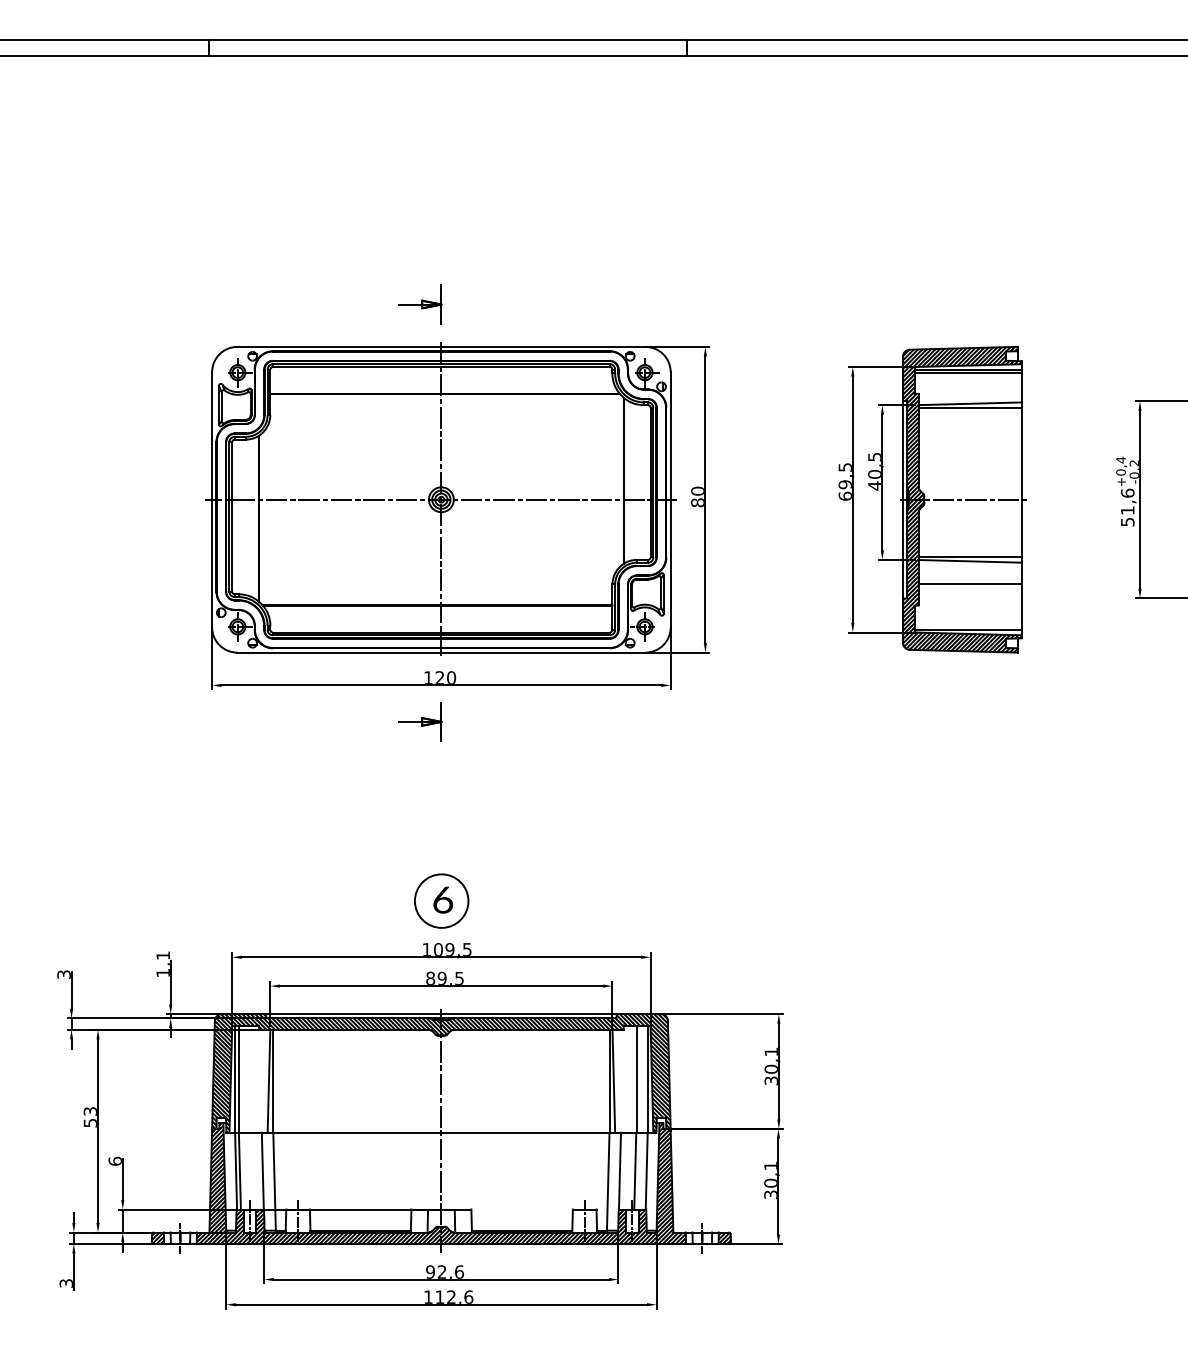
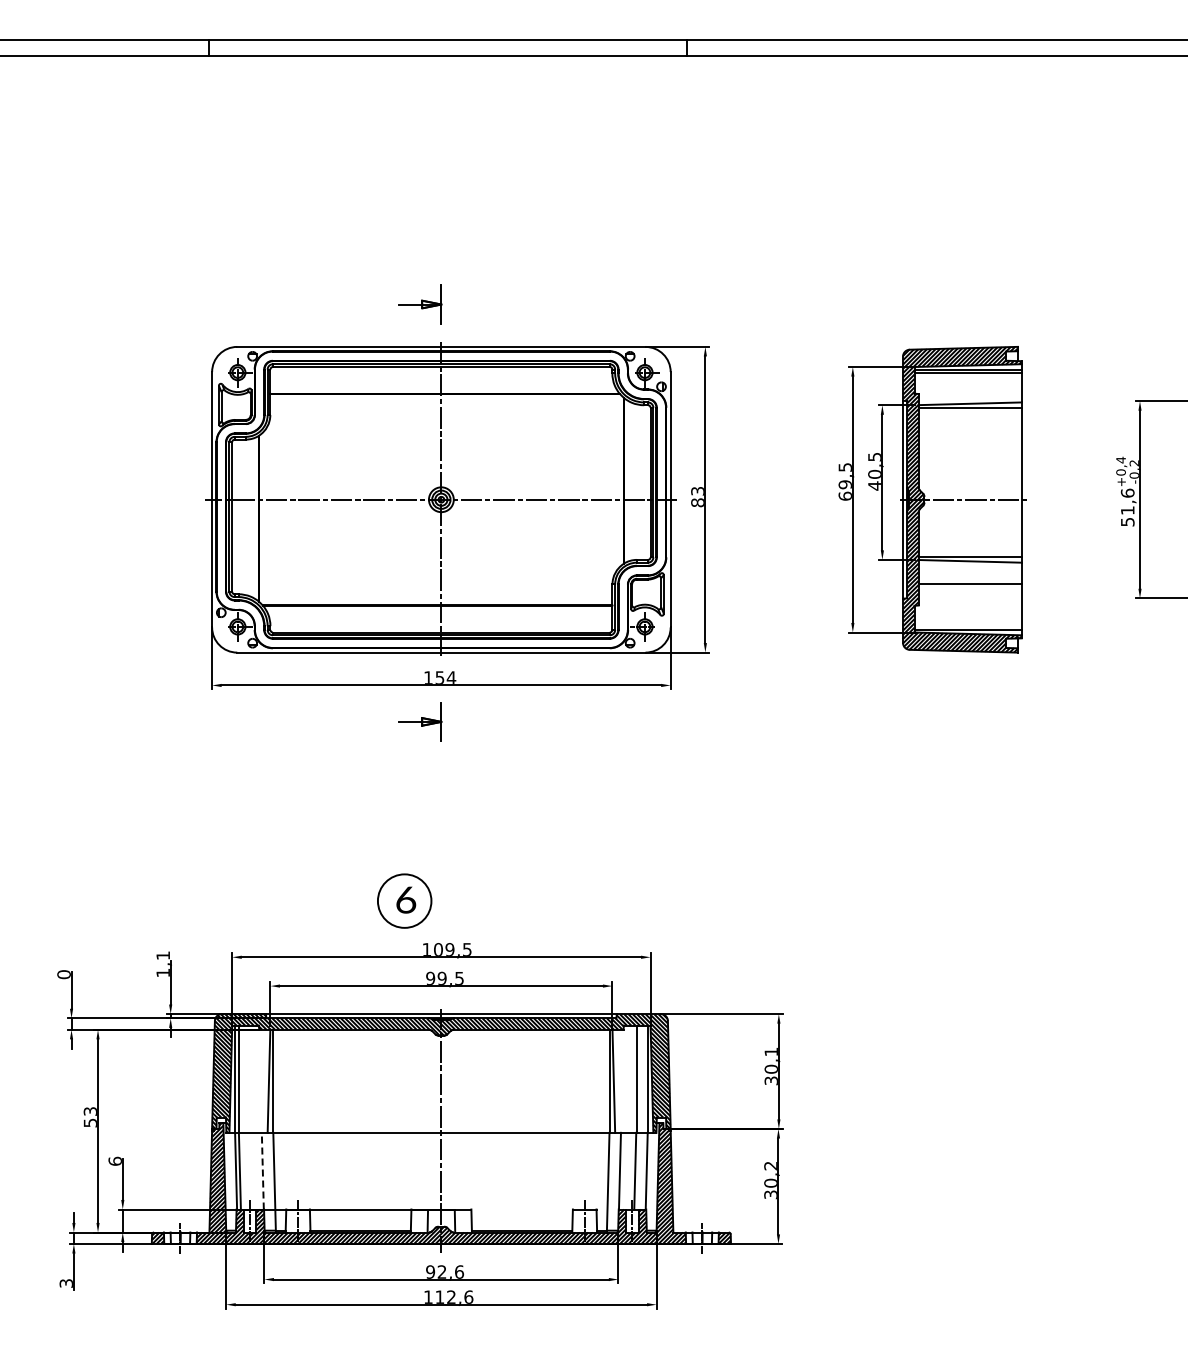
text: 80 -> 83 (697, 490)
text: 120 -> 154 (445, 677)
part position: (441, 900) -> (404, 900) (404, 900)
text: 3 -> 0 (63, 974)
text: 89,5 -> 99,5 (430, 978)
text: 30,1 -> 30,2 (770, 1165)
line: solid -> dashed (262, 1170)
